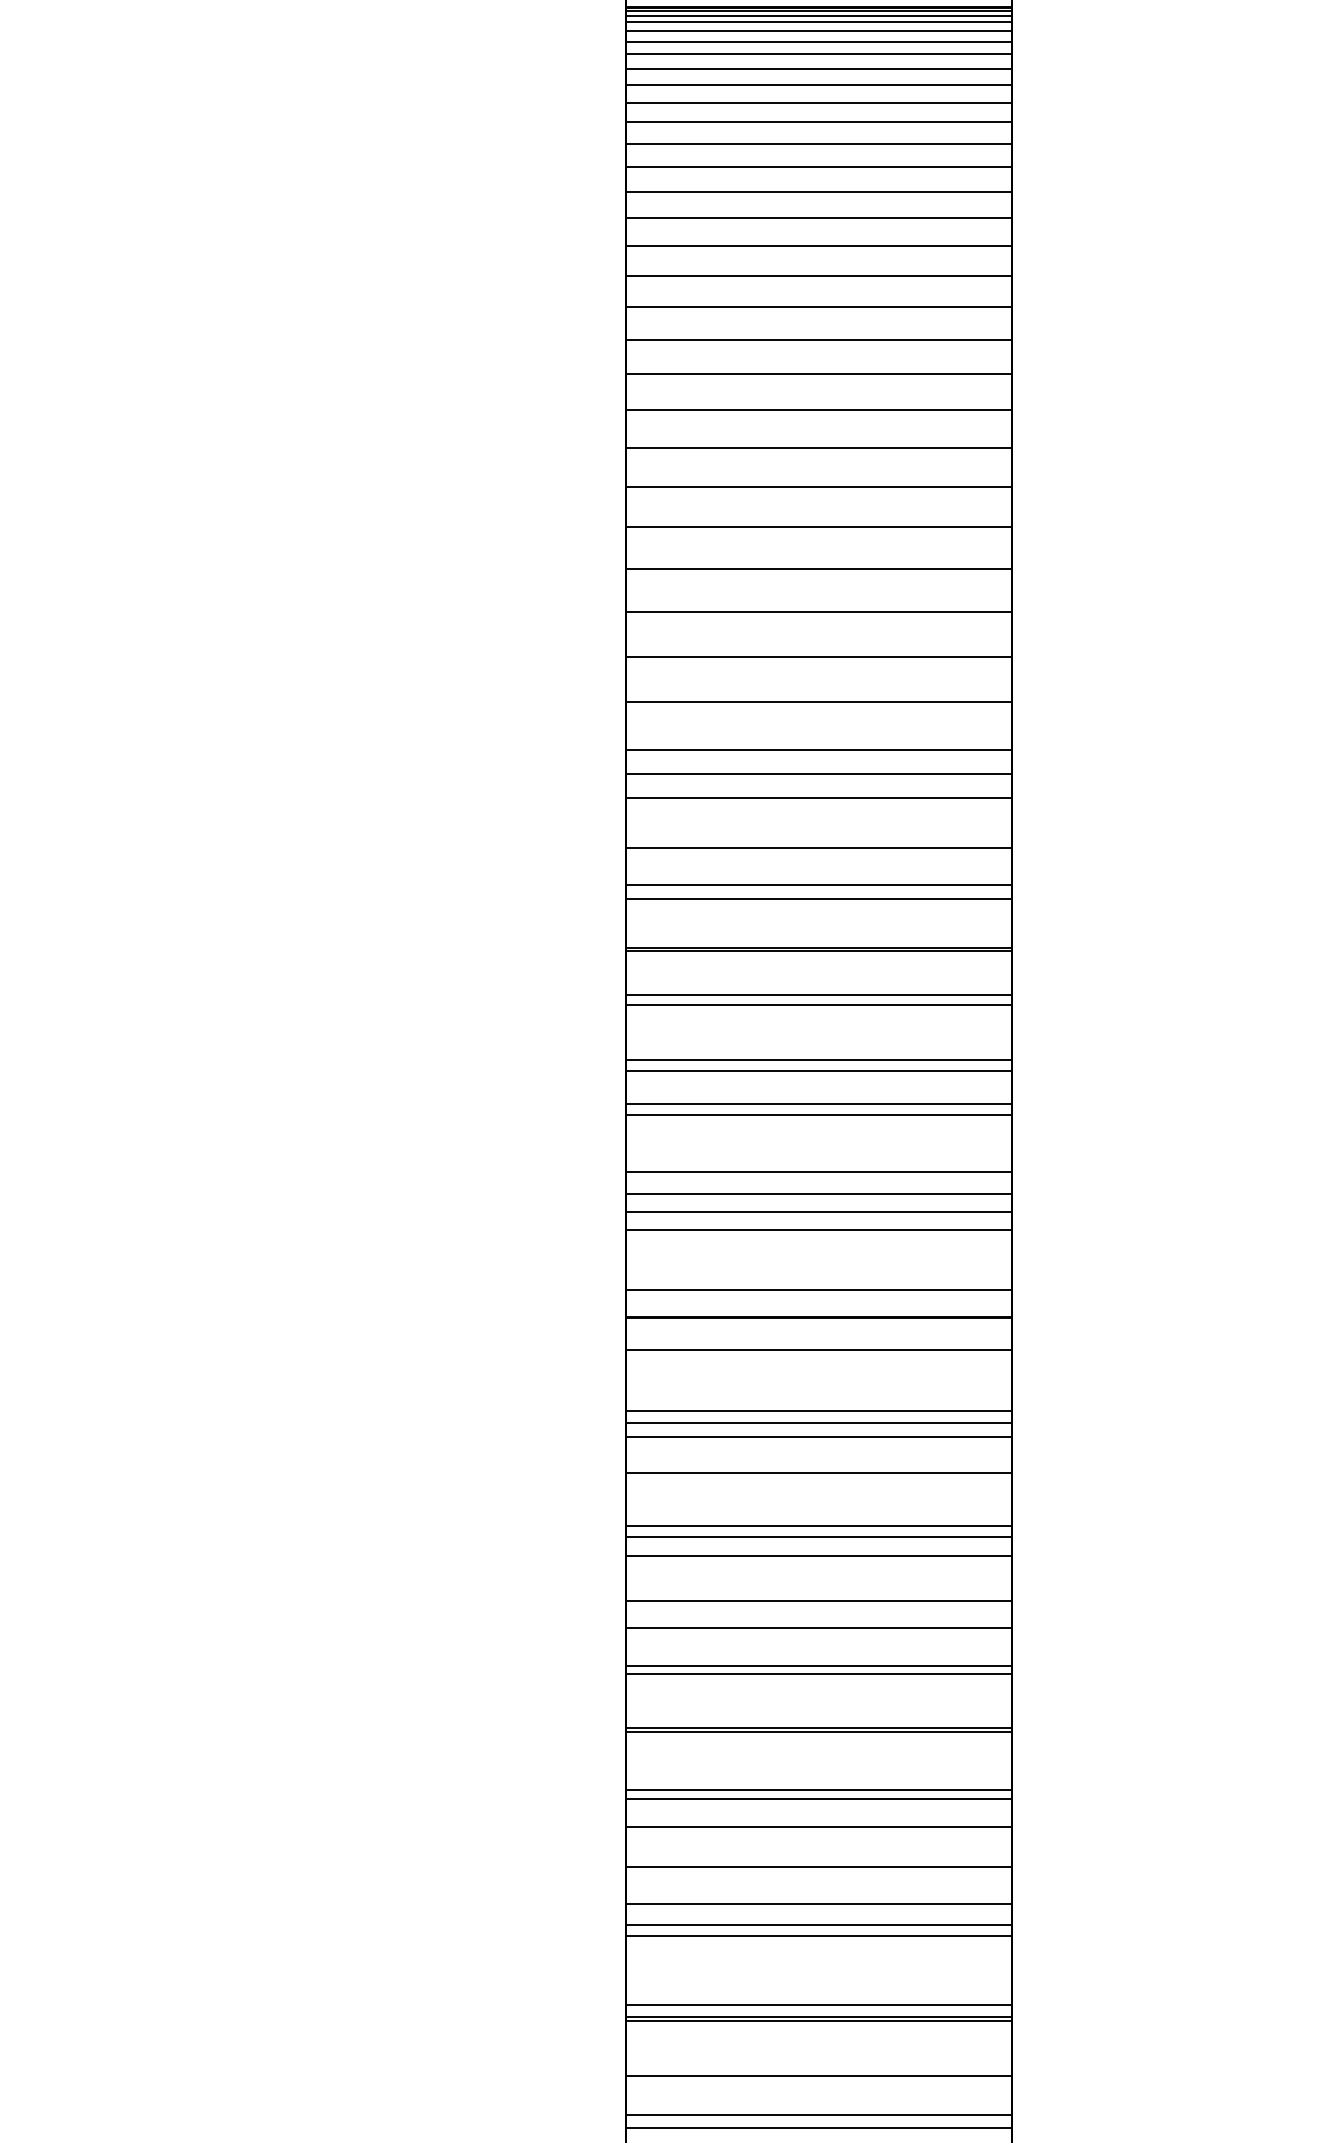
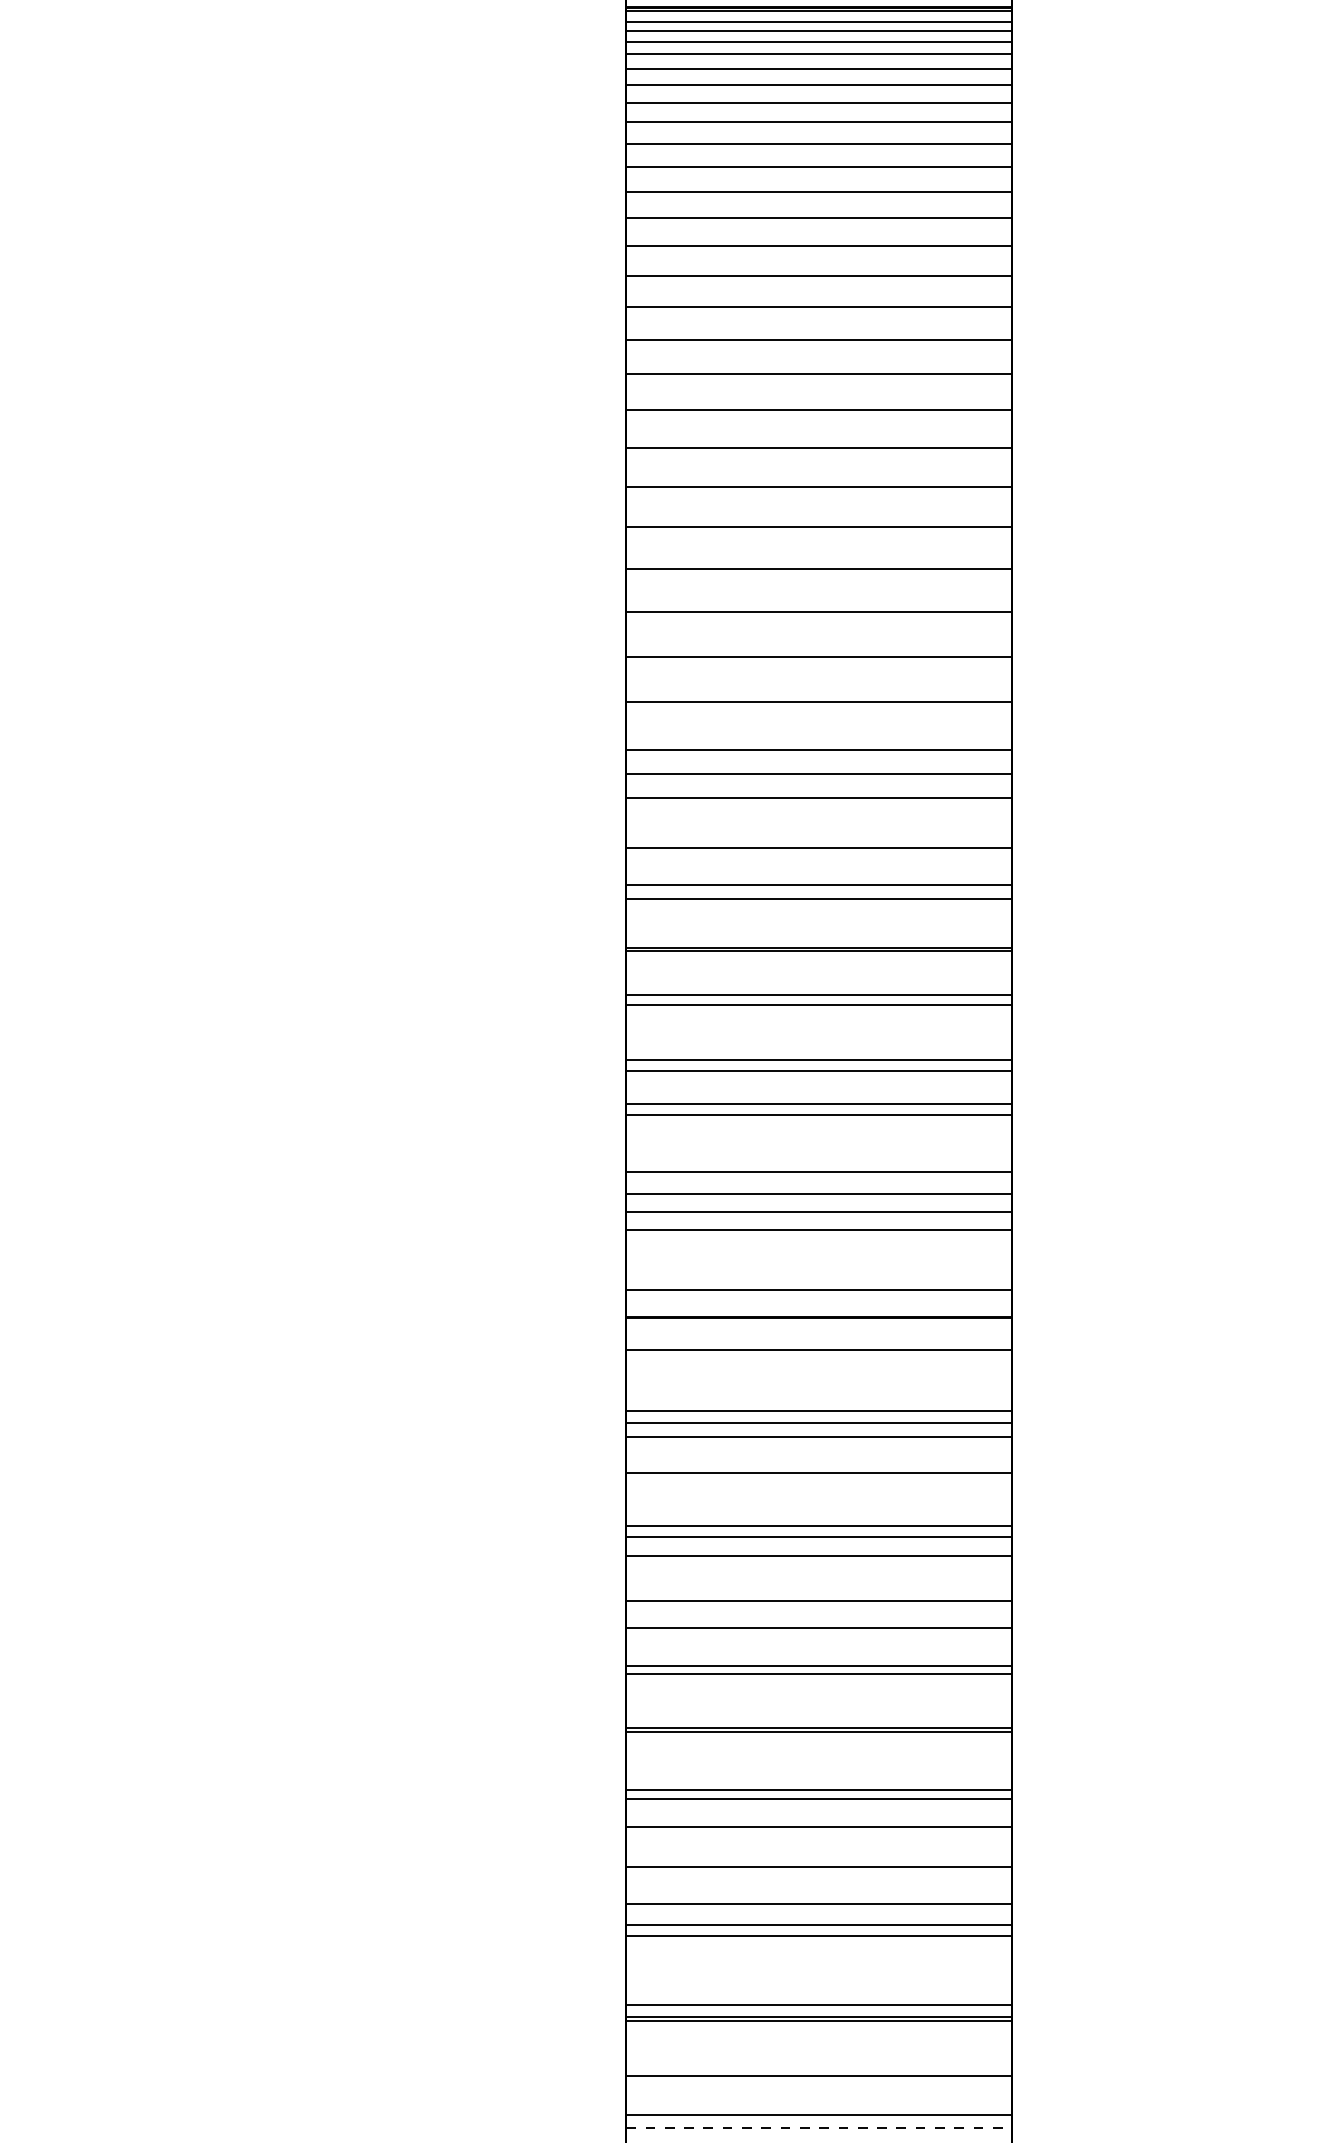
line: present -> none (819, 15)
line: solid -> dashed (819, 2128)
